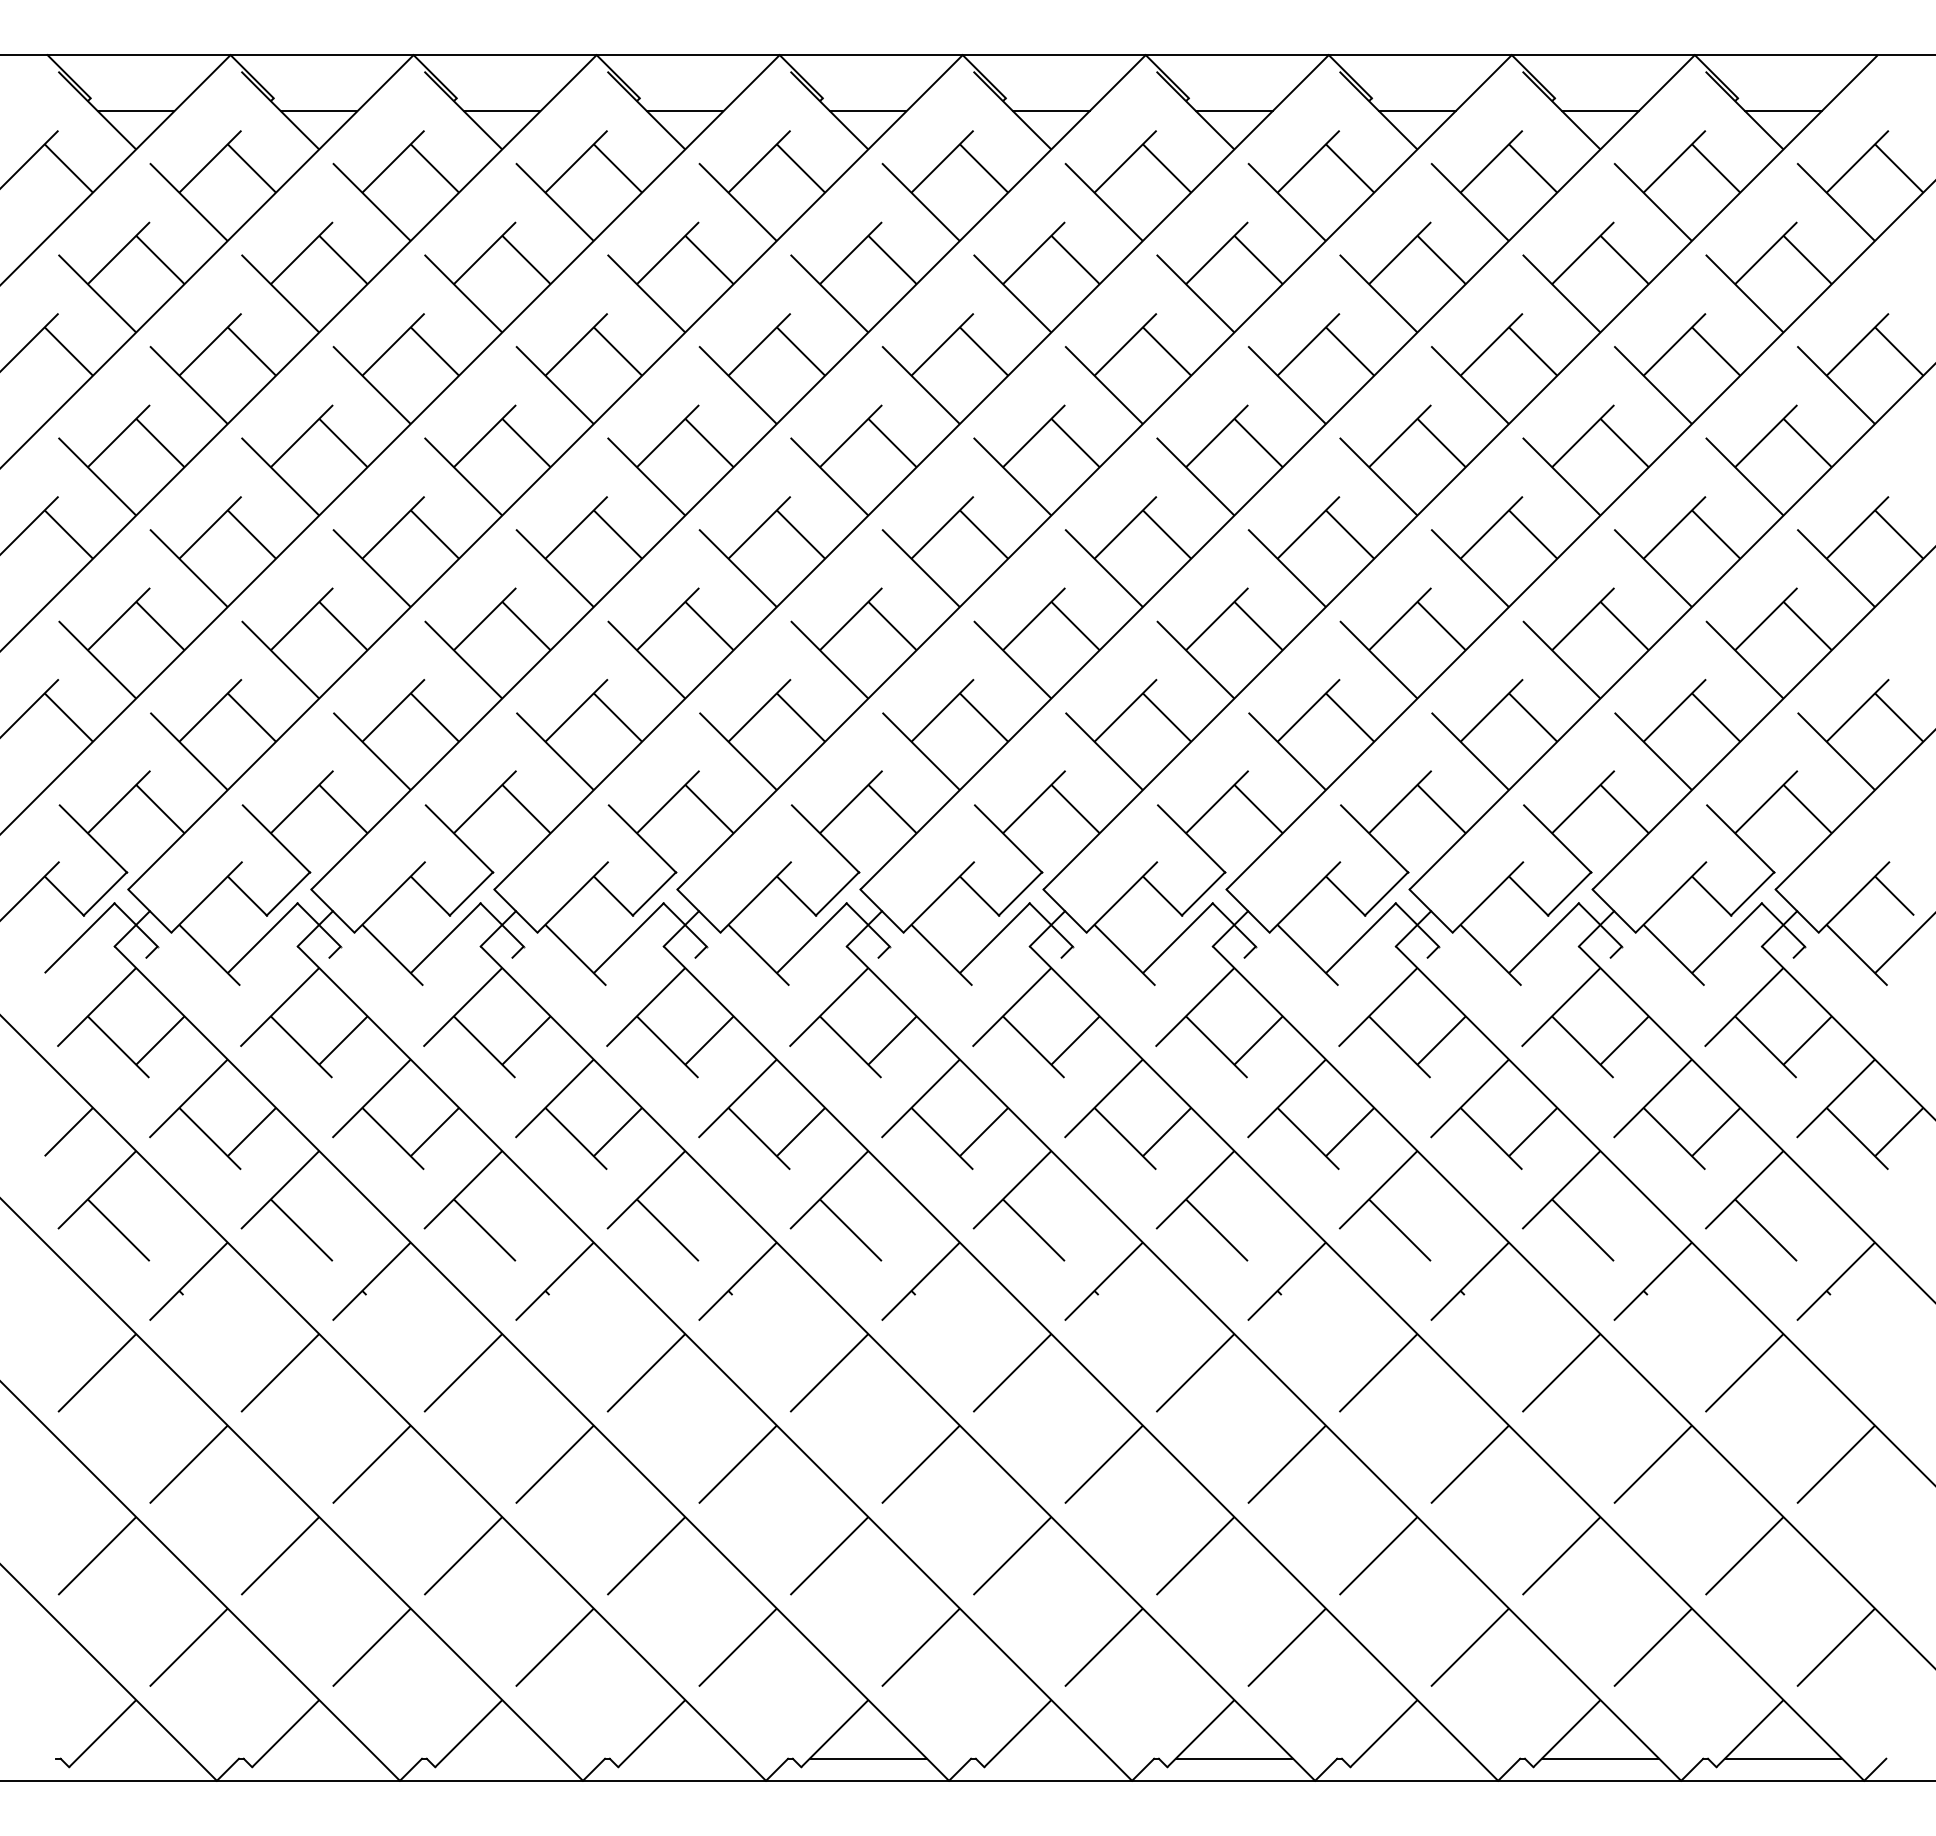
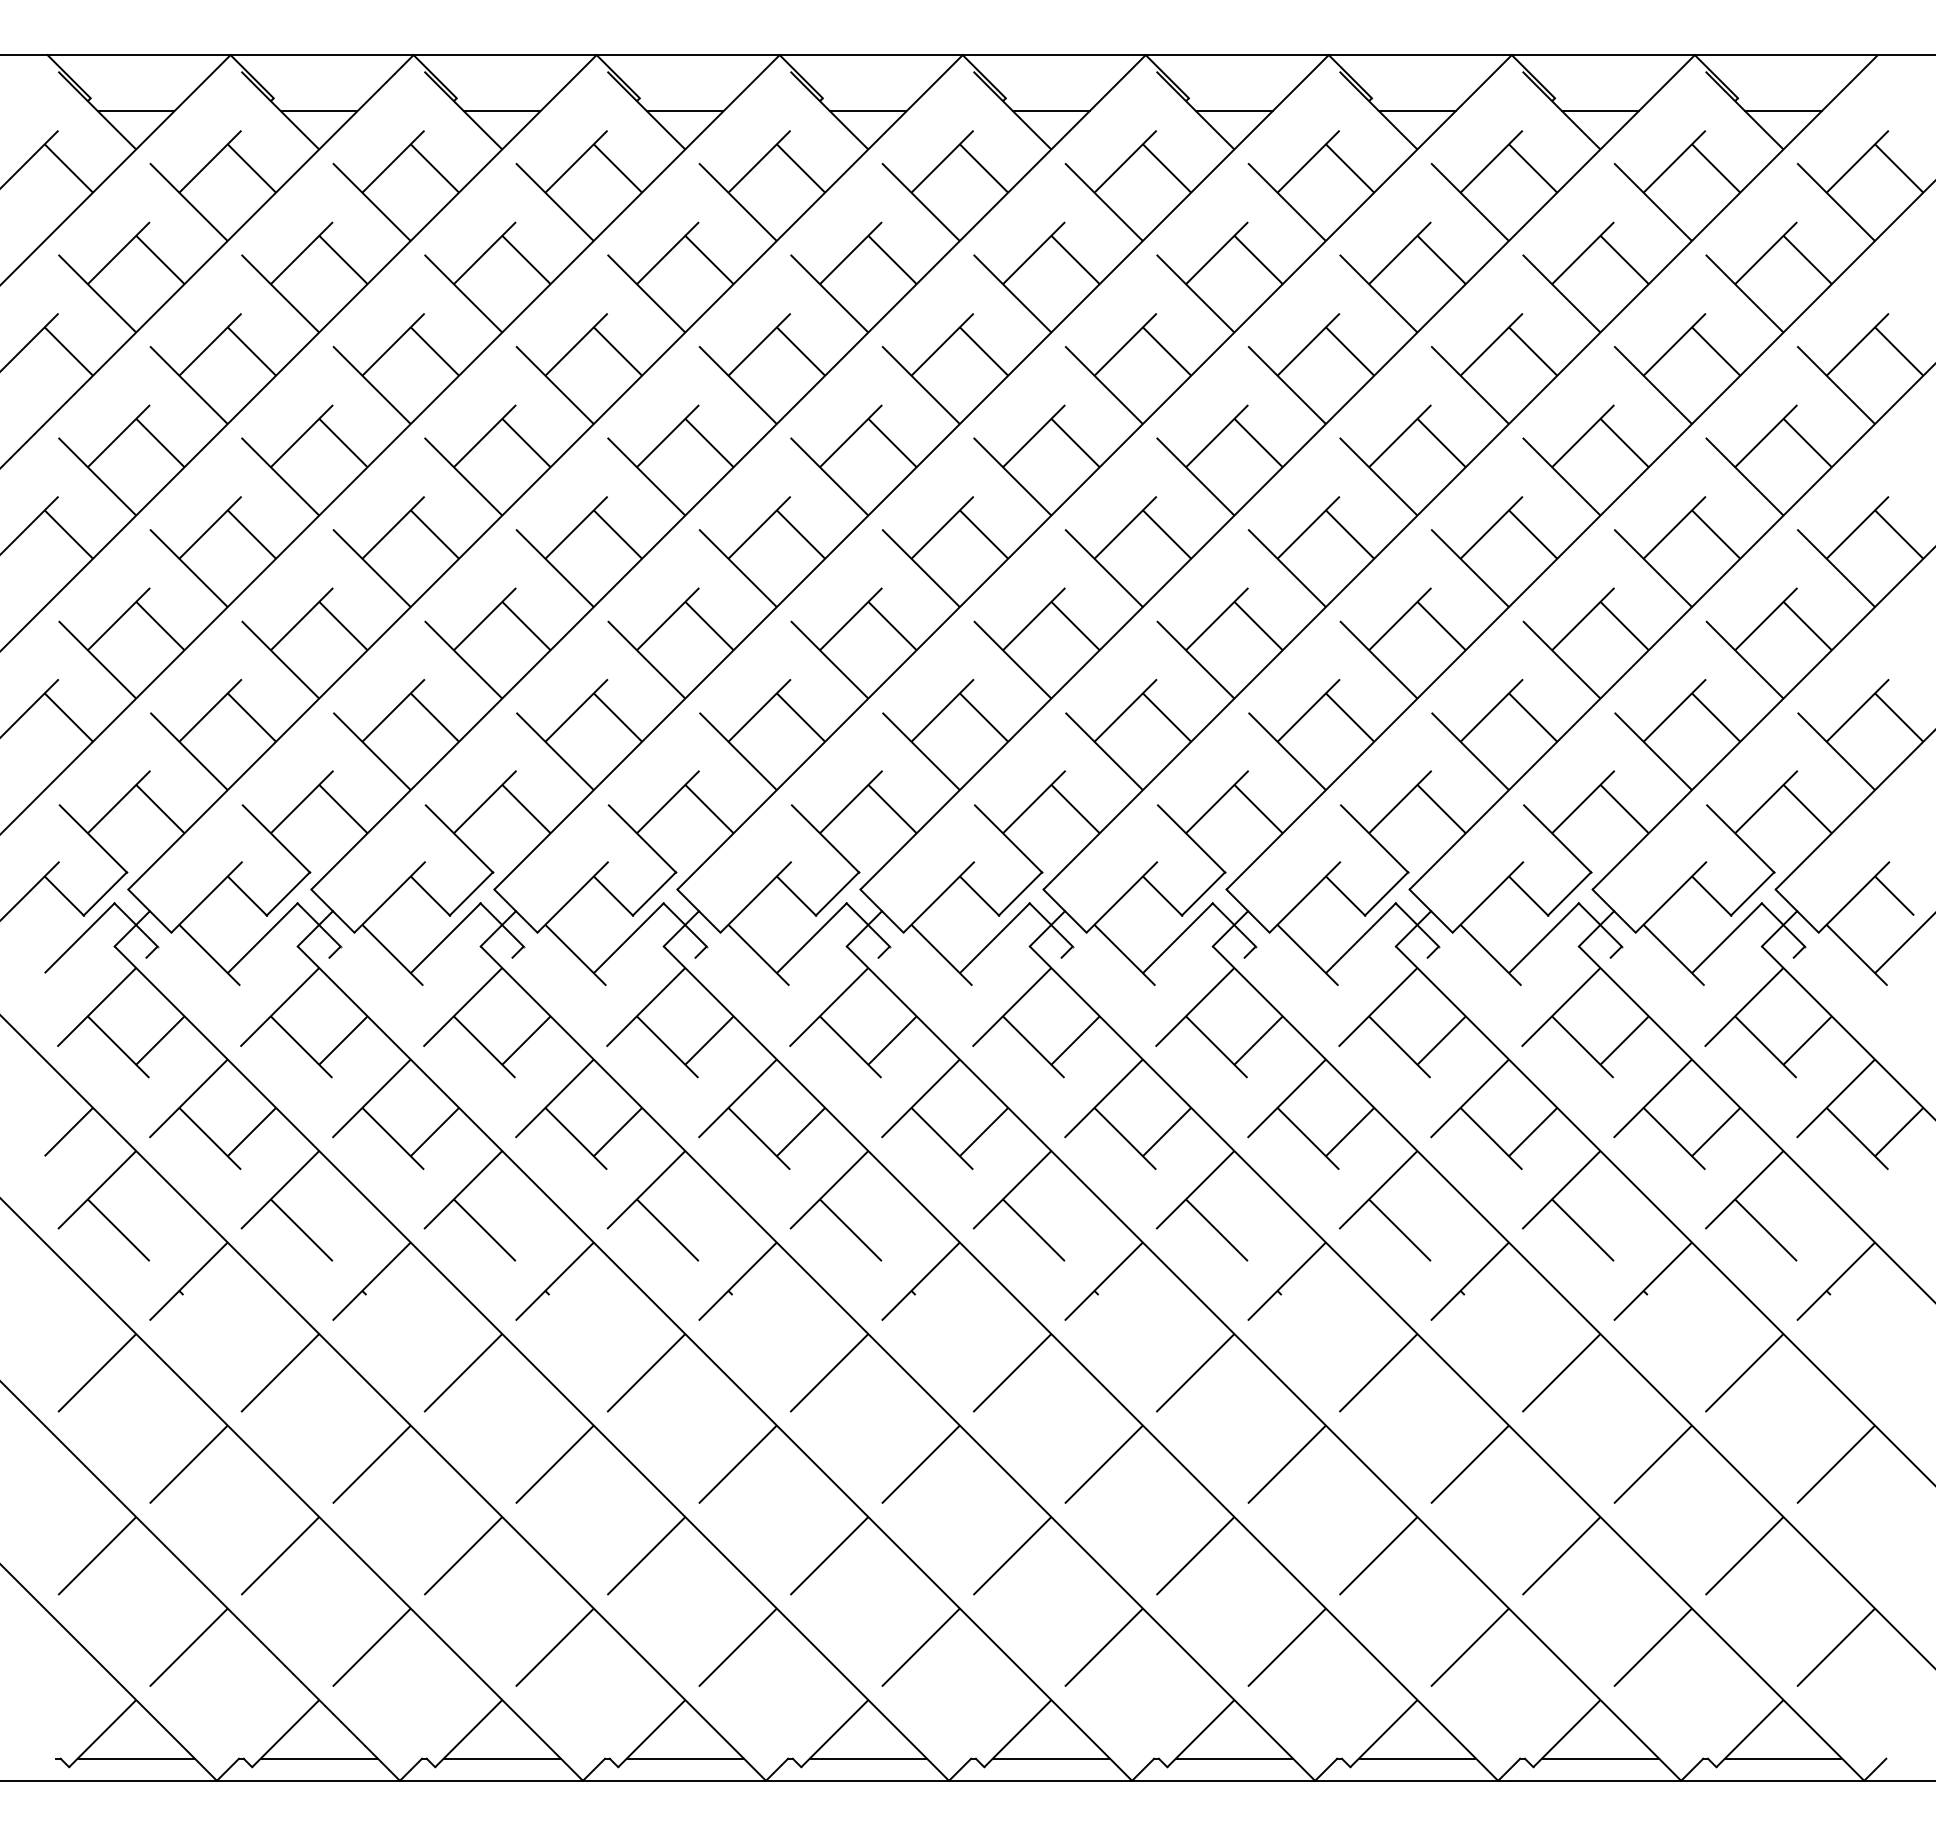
line: none -> present (135, 1758)
line: none -> present (318, 1758)
line: none -> present (501, 1758)
line: none -> present (684, 1758)
line: none -> present (1050, 1758)
line: none -> present (1417, 1758)
